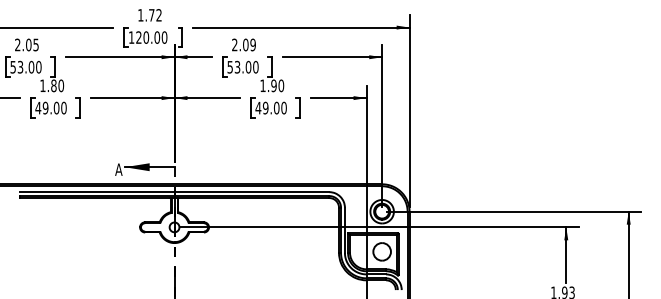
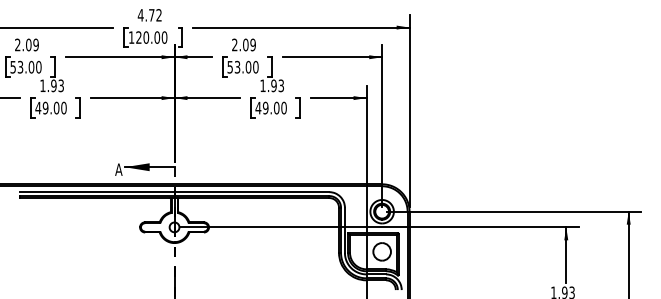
text: 1.72 -> 4.72 (140, 15)
text: 2.05 -> 2.09 (35, 44)
text: 1.80 -> 1.93 (57, 85)
text: 1.90 -> 1.93 (281, 85)
